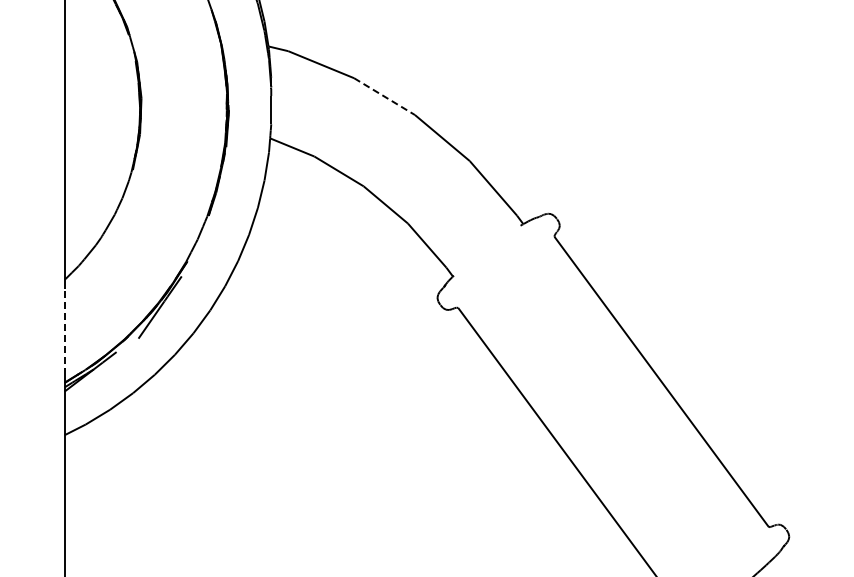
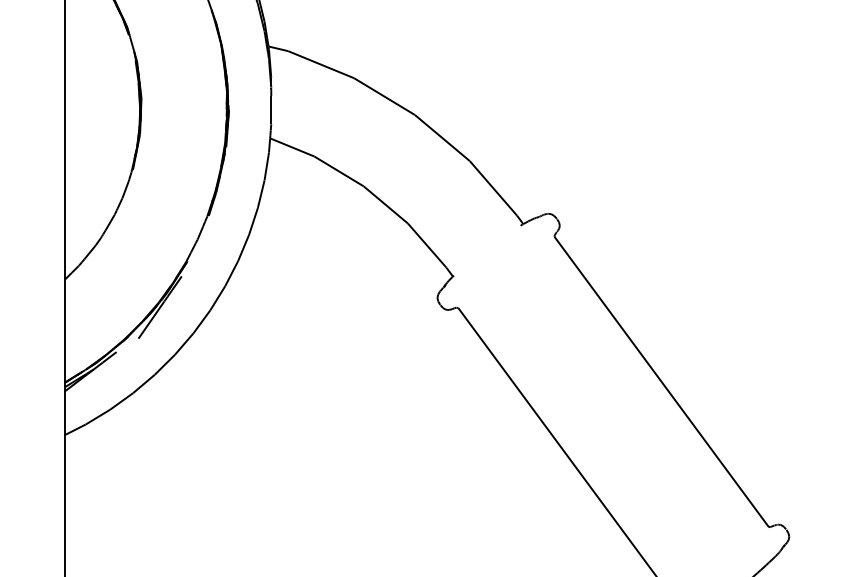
line: dashed -> solid (384, 96)
line: dashed -> solid (64, 331)
